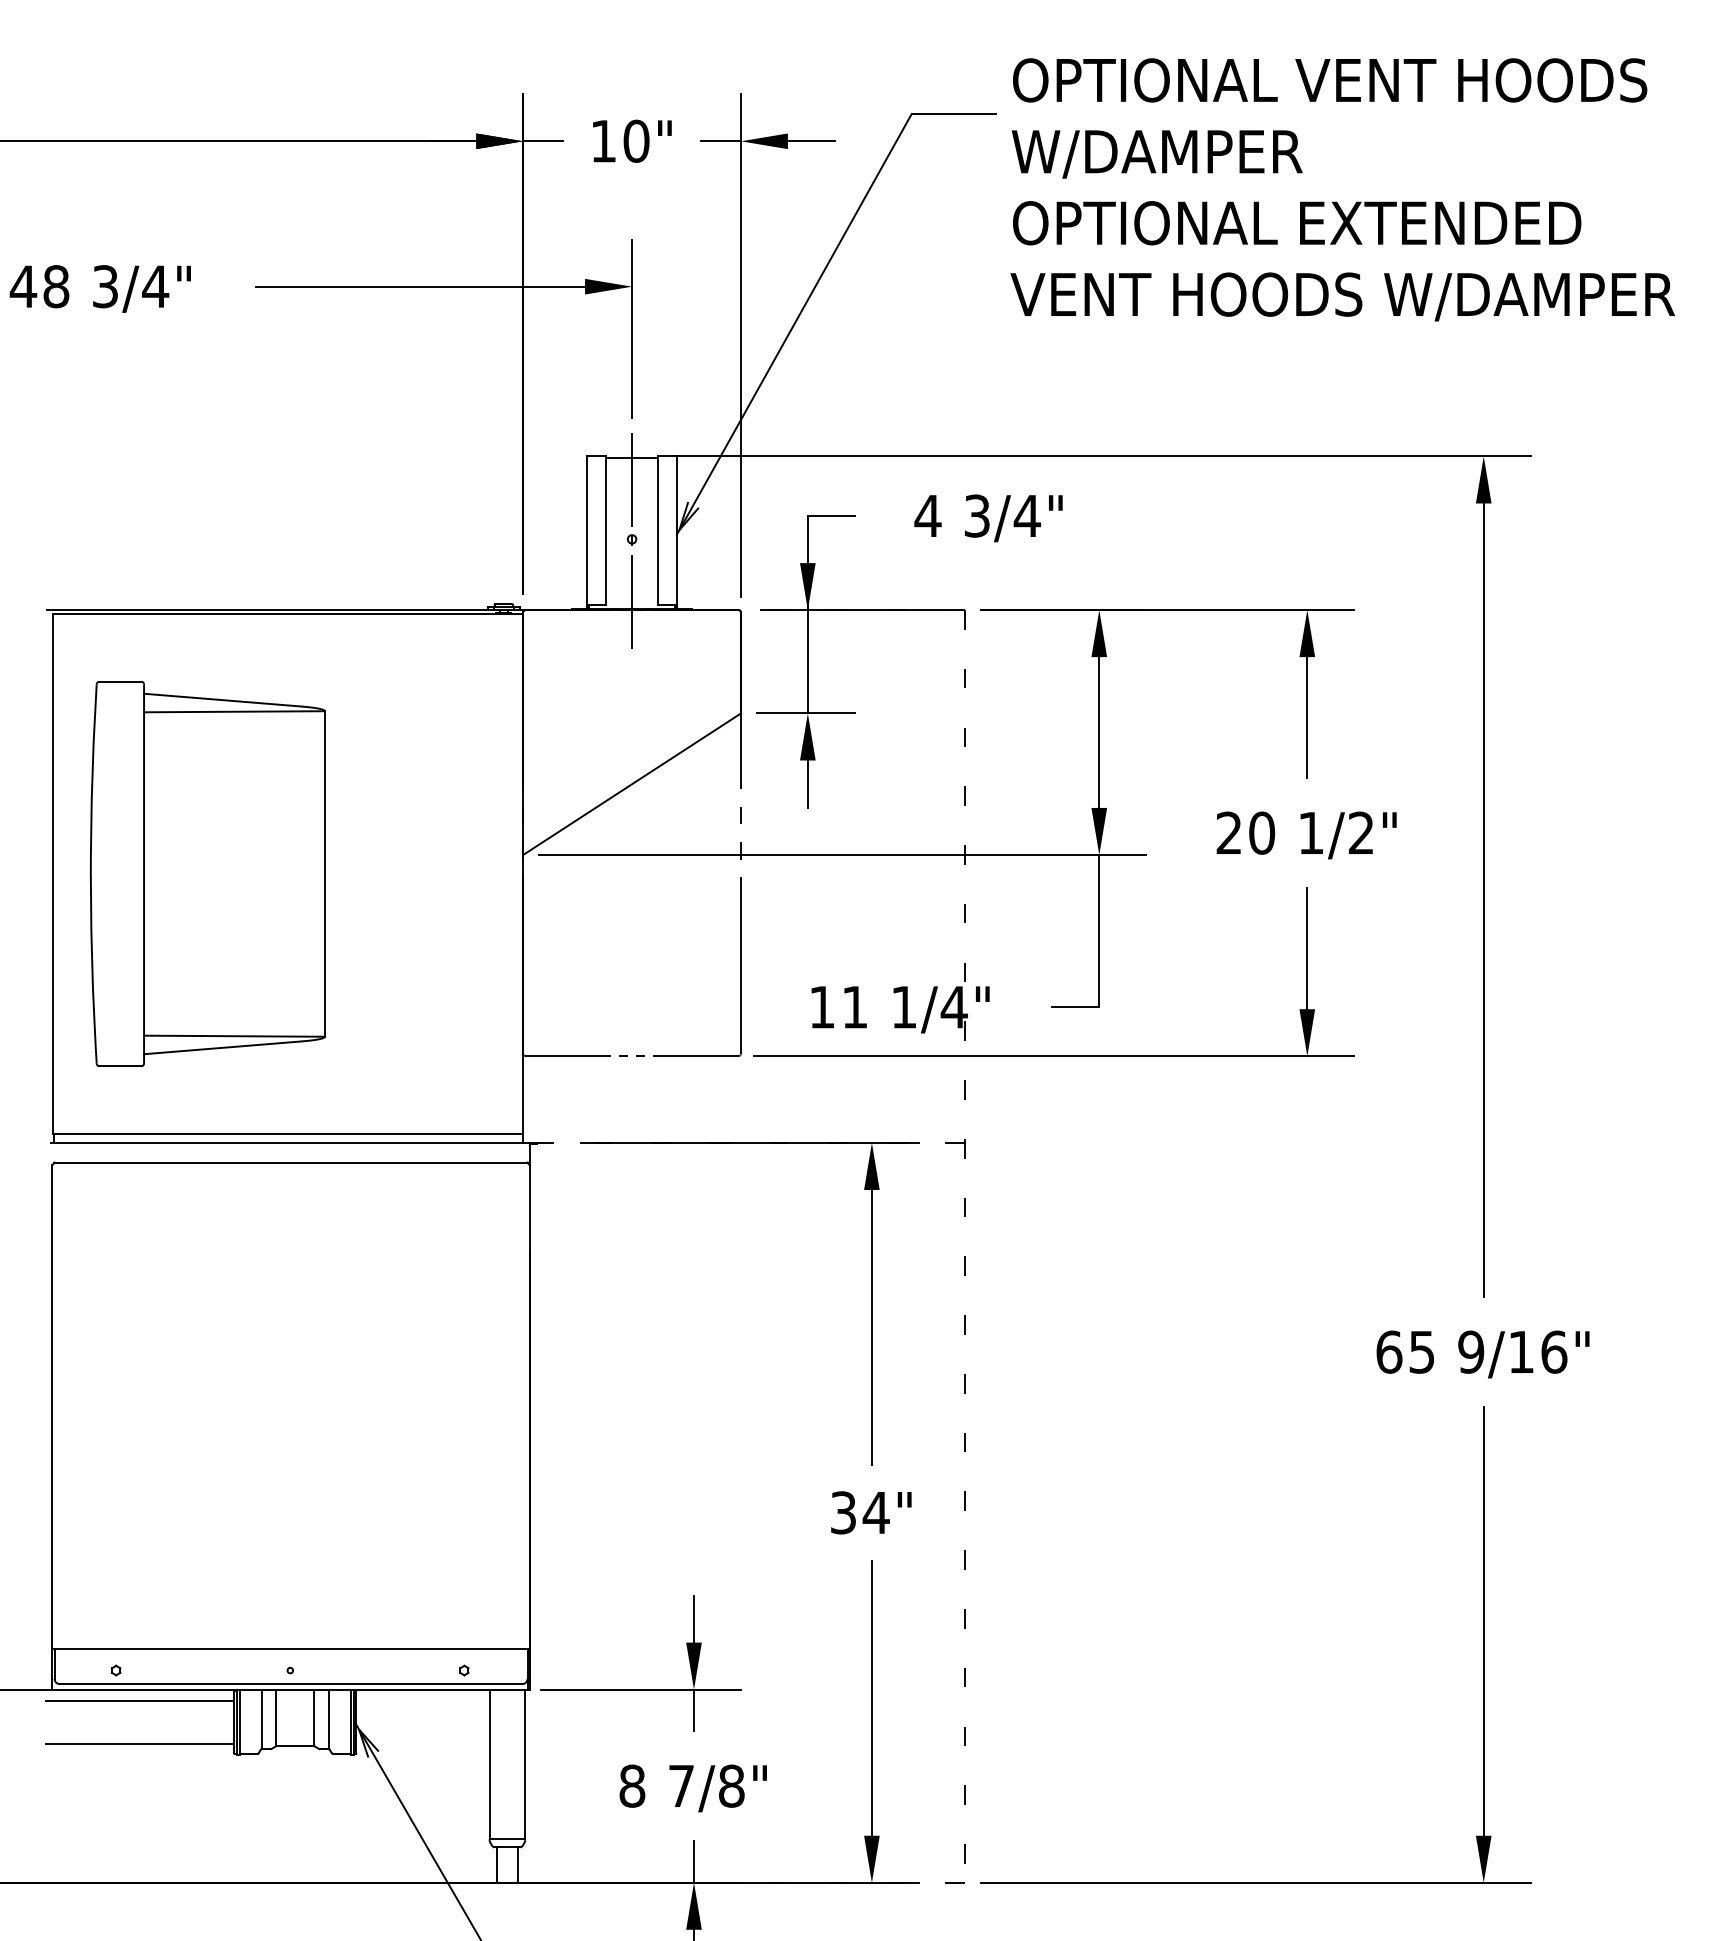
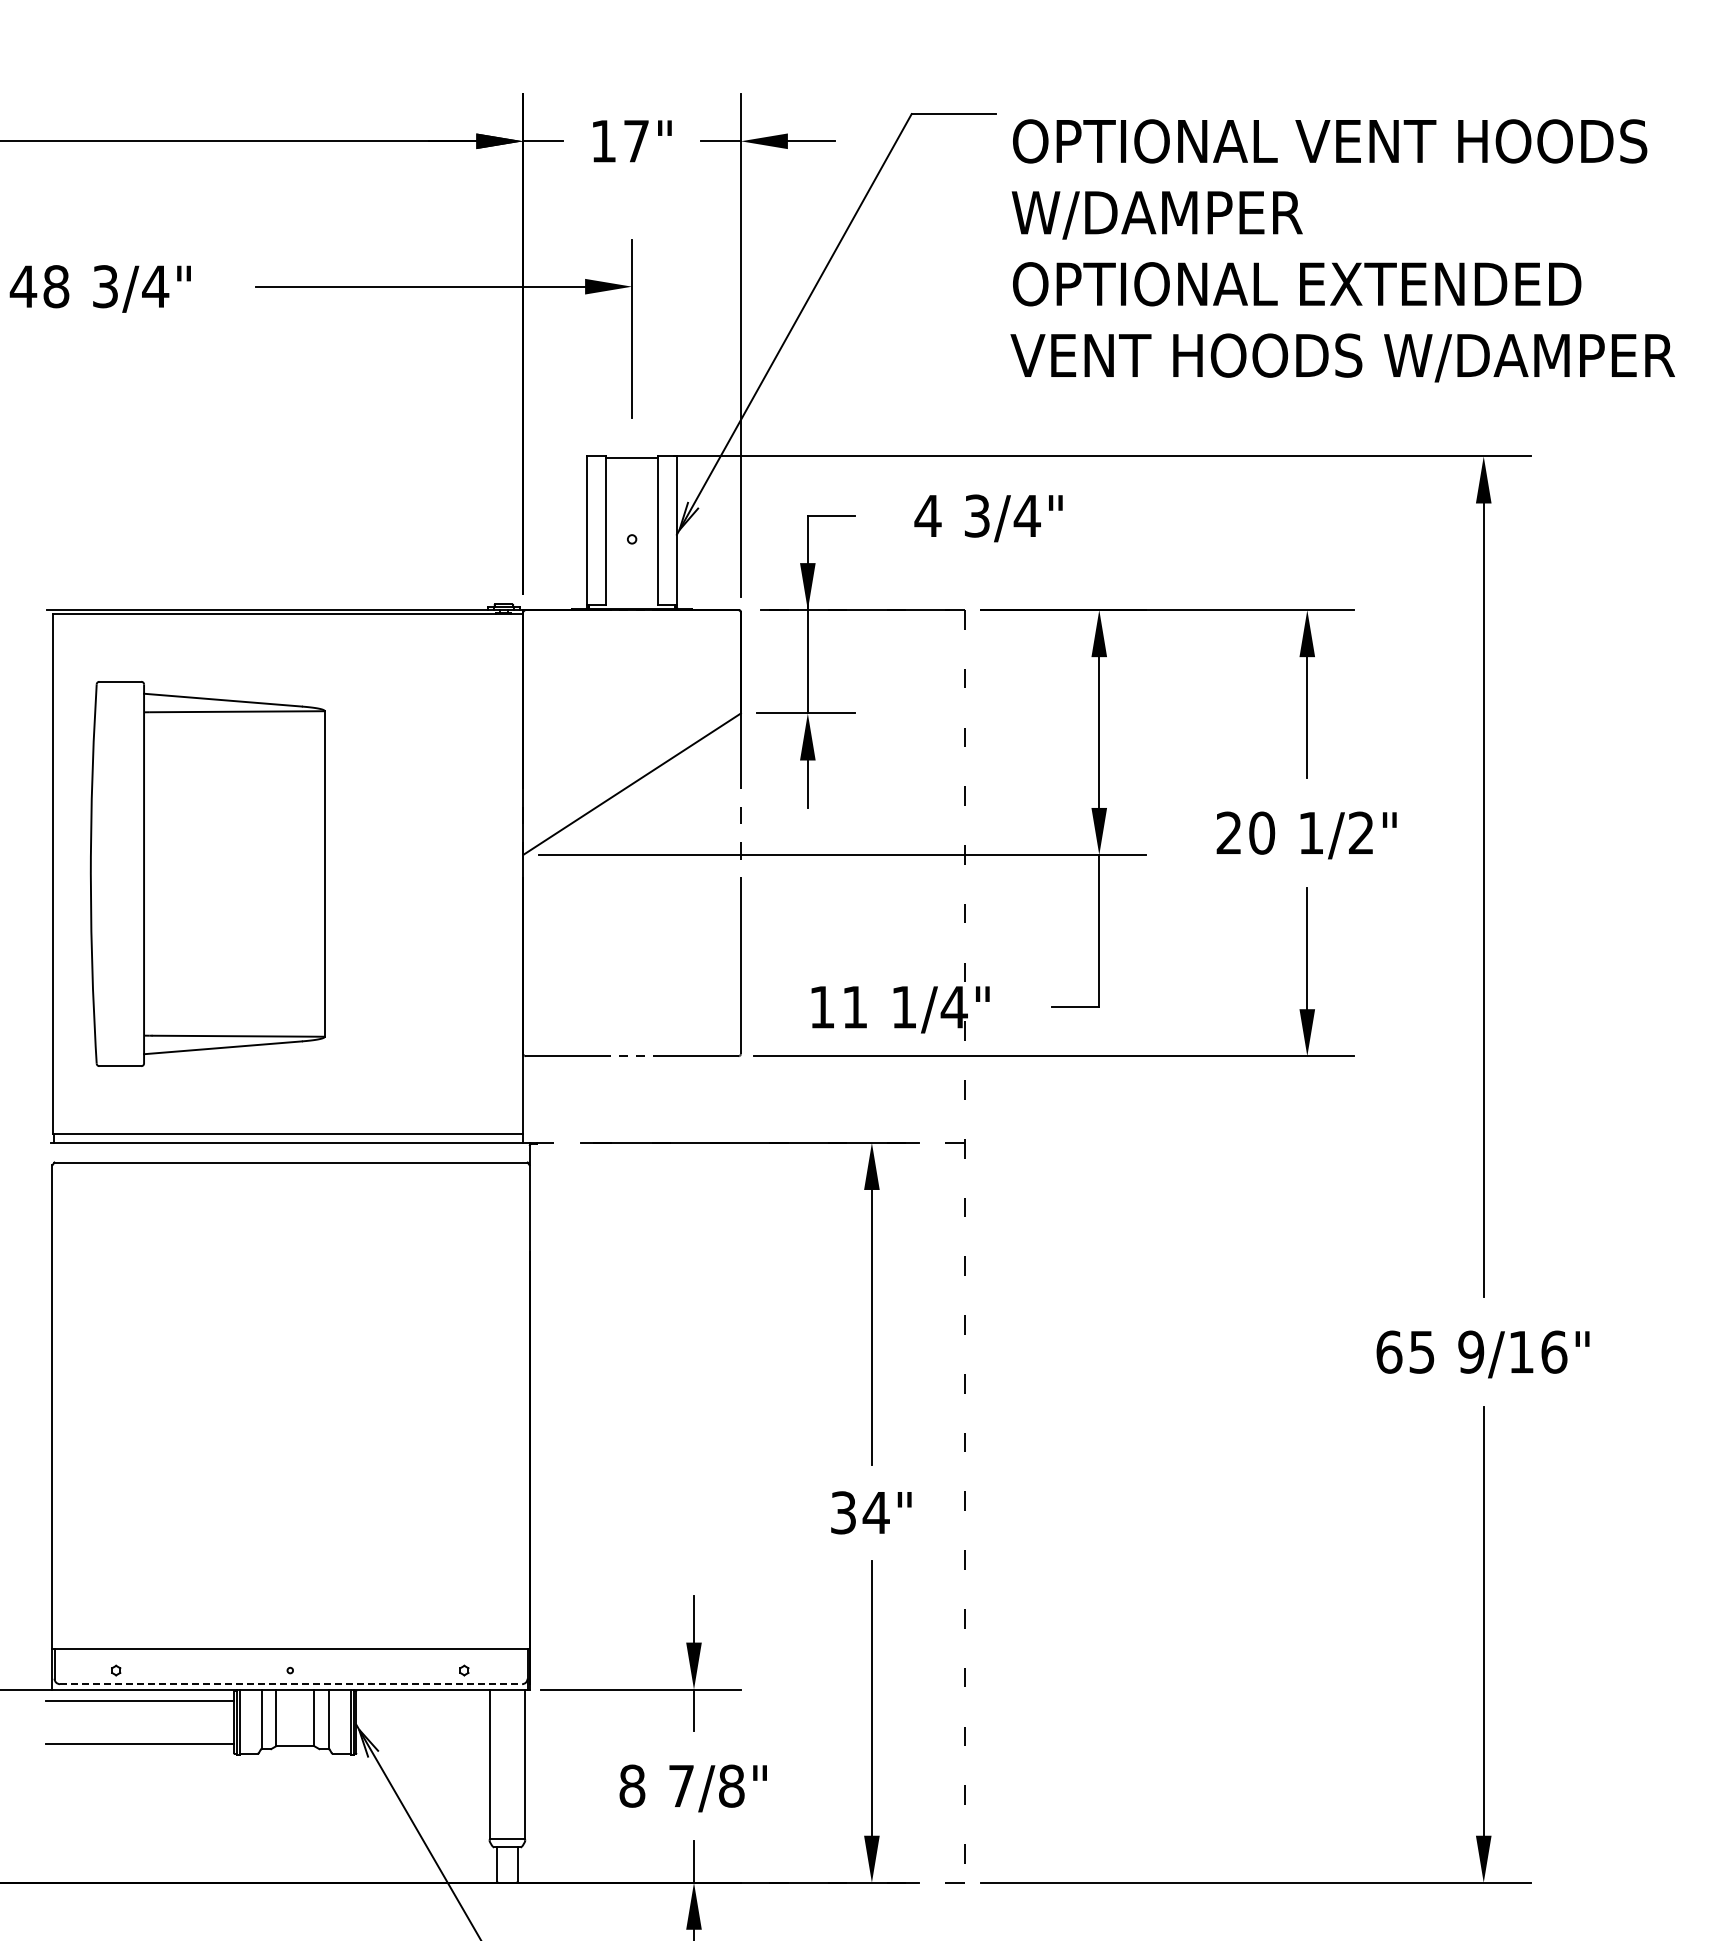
text: 10" -> 17" (636, 140)
text position: (1342, 189) -> (1342, 250) (1342, 250)
line: present -> none (632, 540)
line: solid -> dashed (291, 1684)
